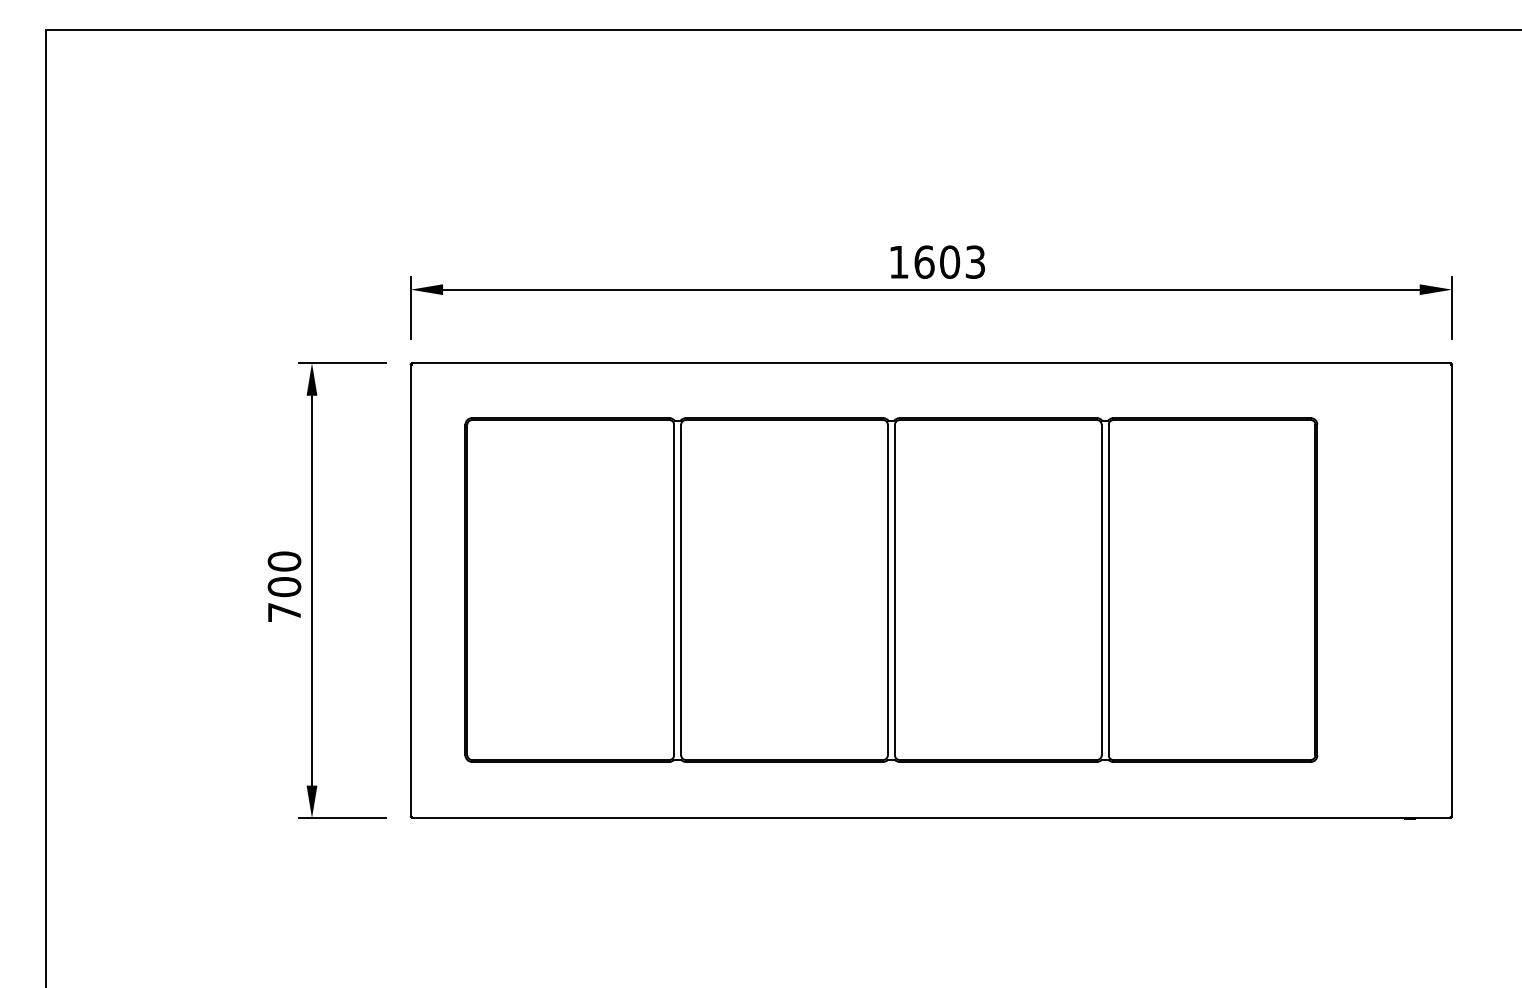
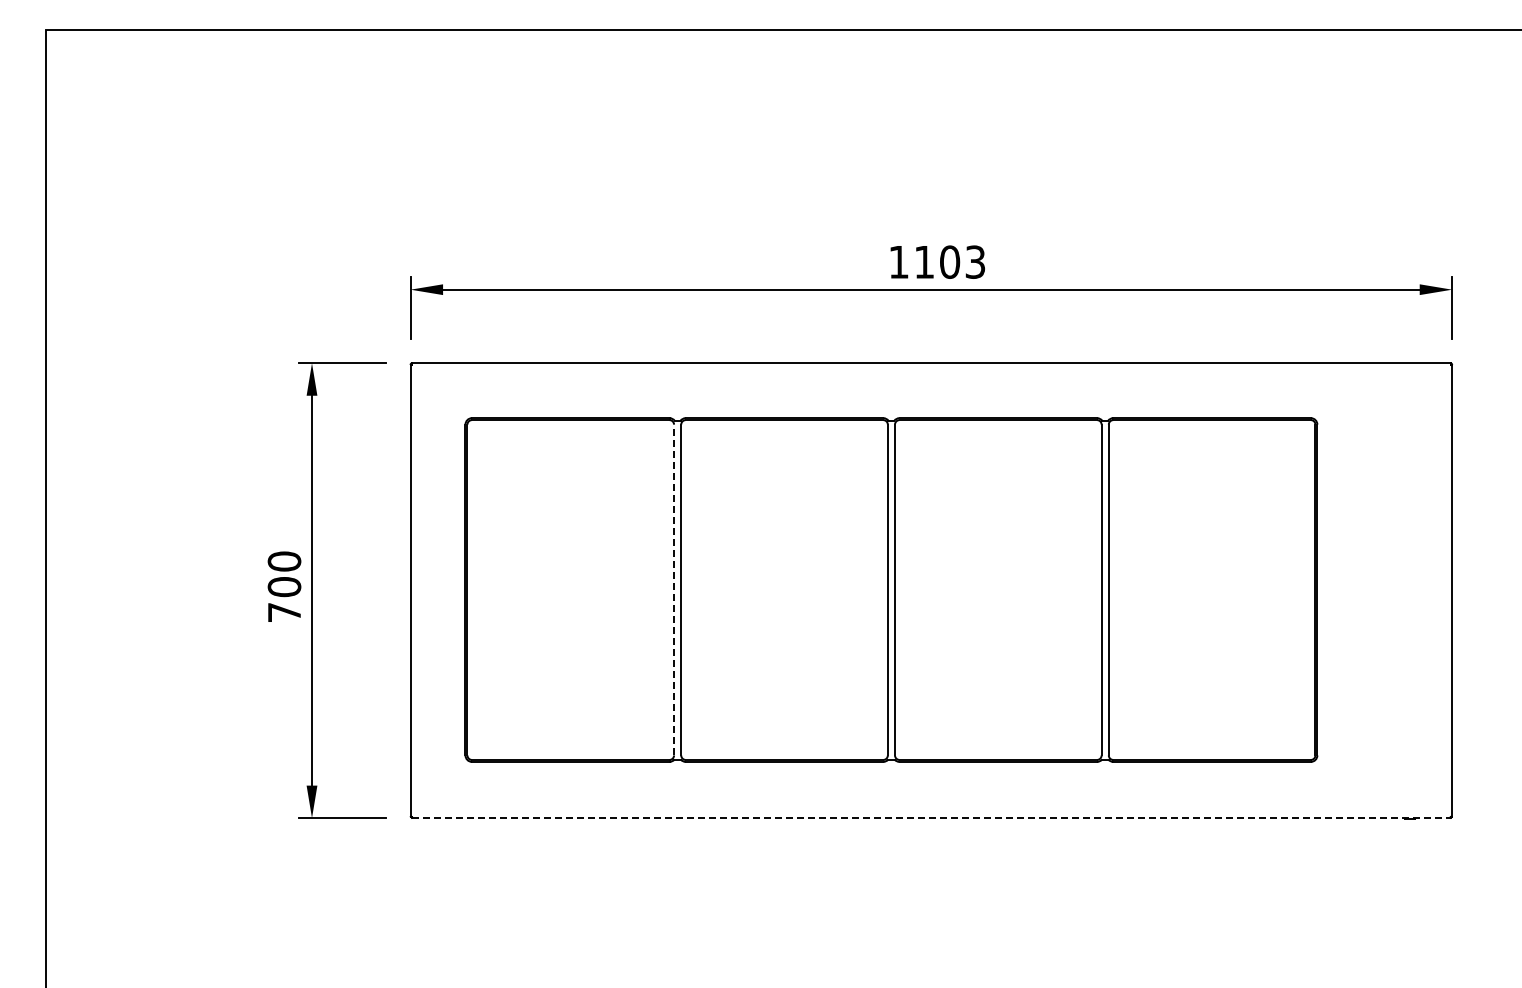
text: 1603 -> 1103 (924, 261)
line: solid -> dashed (674, 589)
line: solid -> dashed (931, 818)
